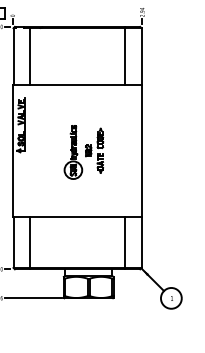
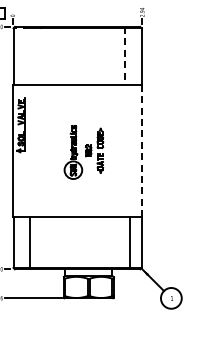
line: solid -> dashed (125, 55)
line: present -> none (30, 56)
line: solid -> dashed (142, 151)
line position: (125, 242) -> (130, 242) (130, 242)
